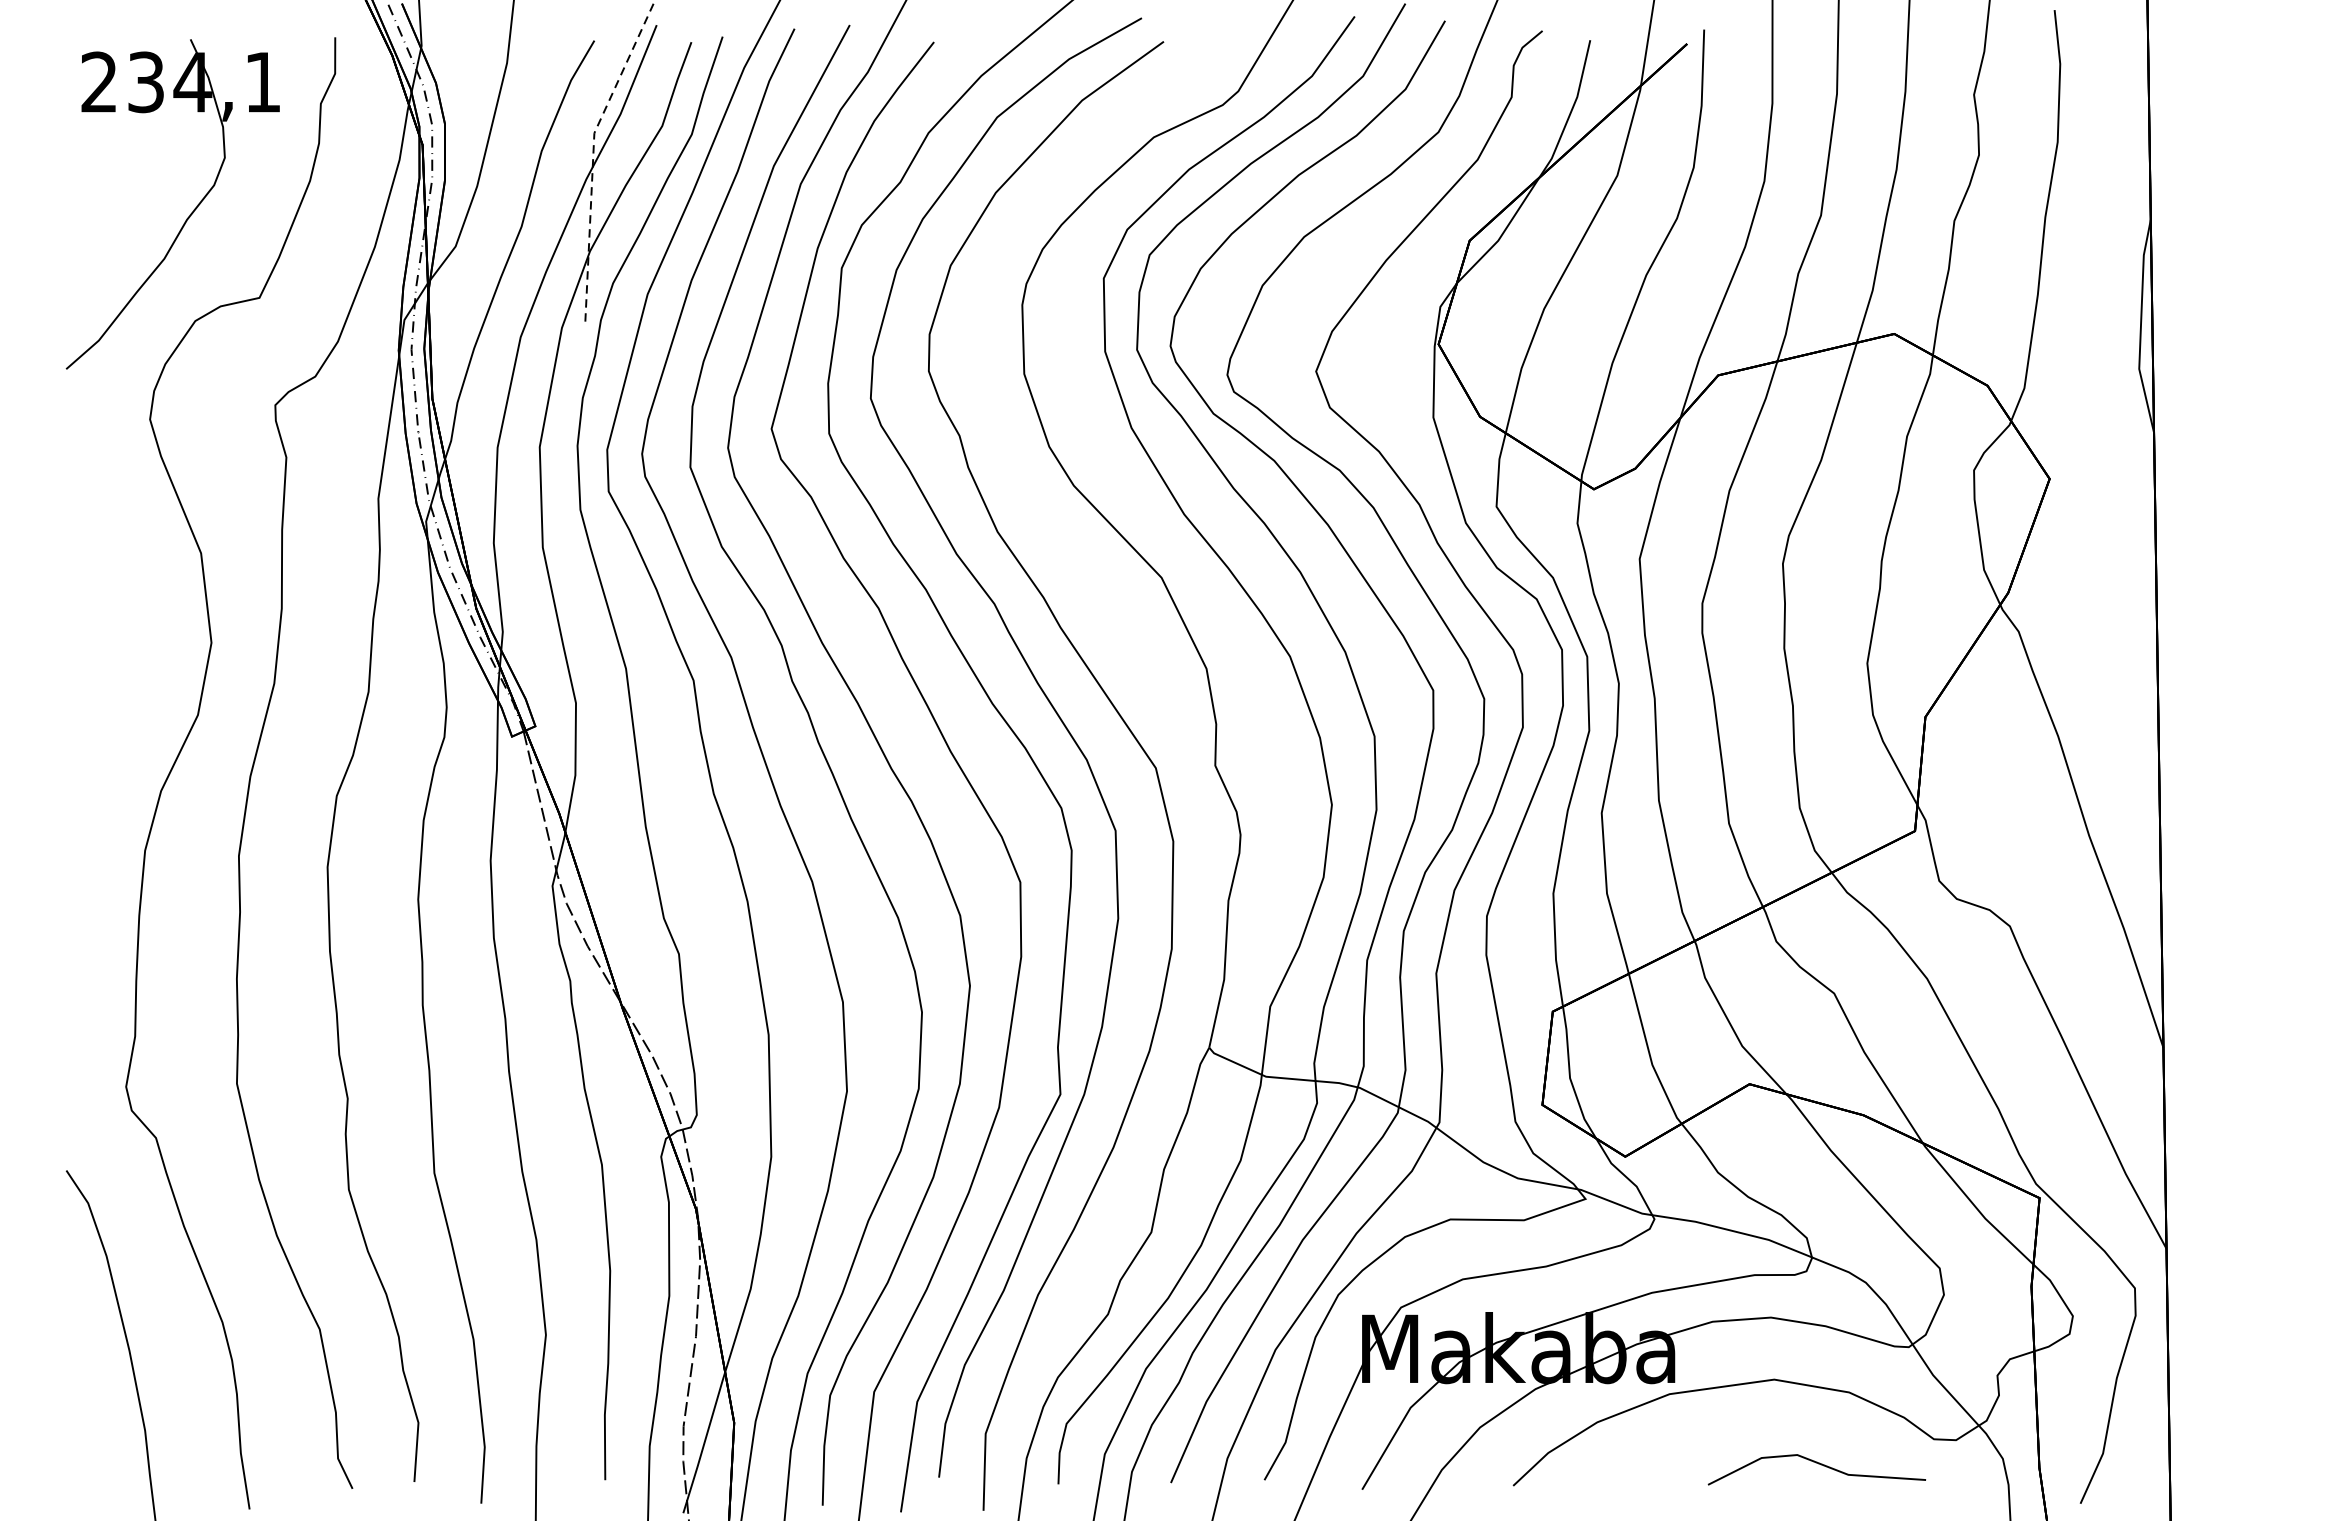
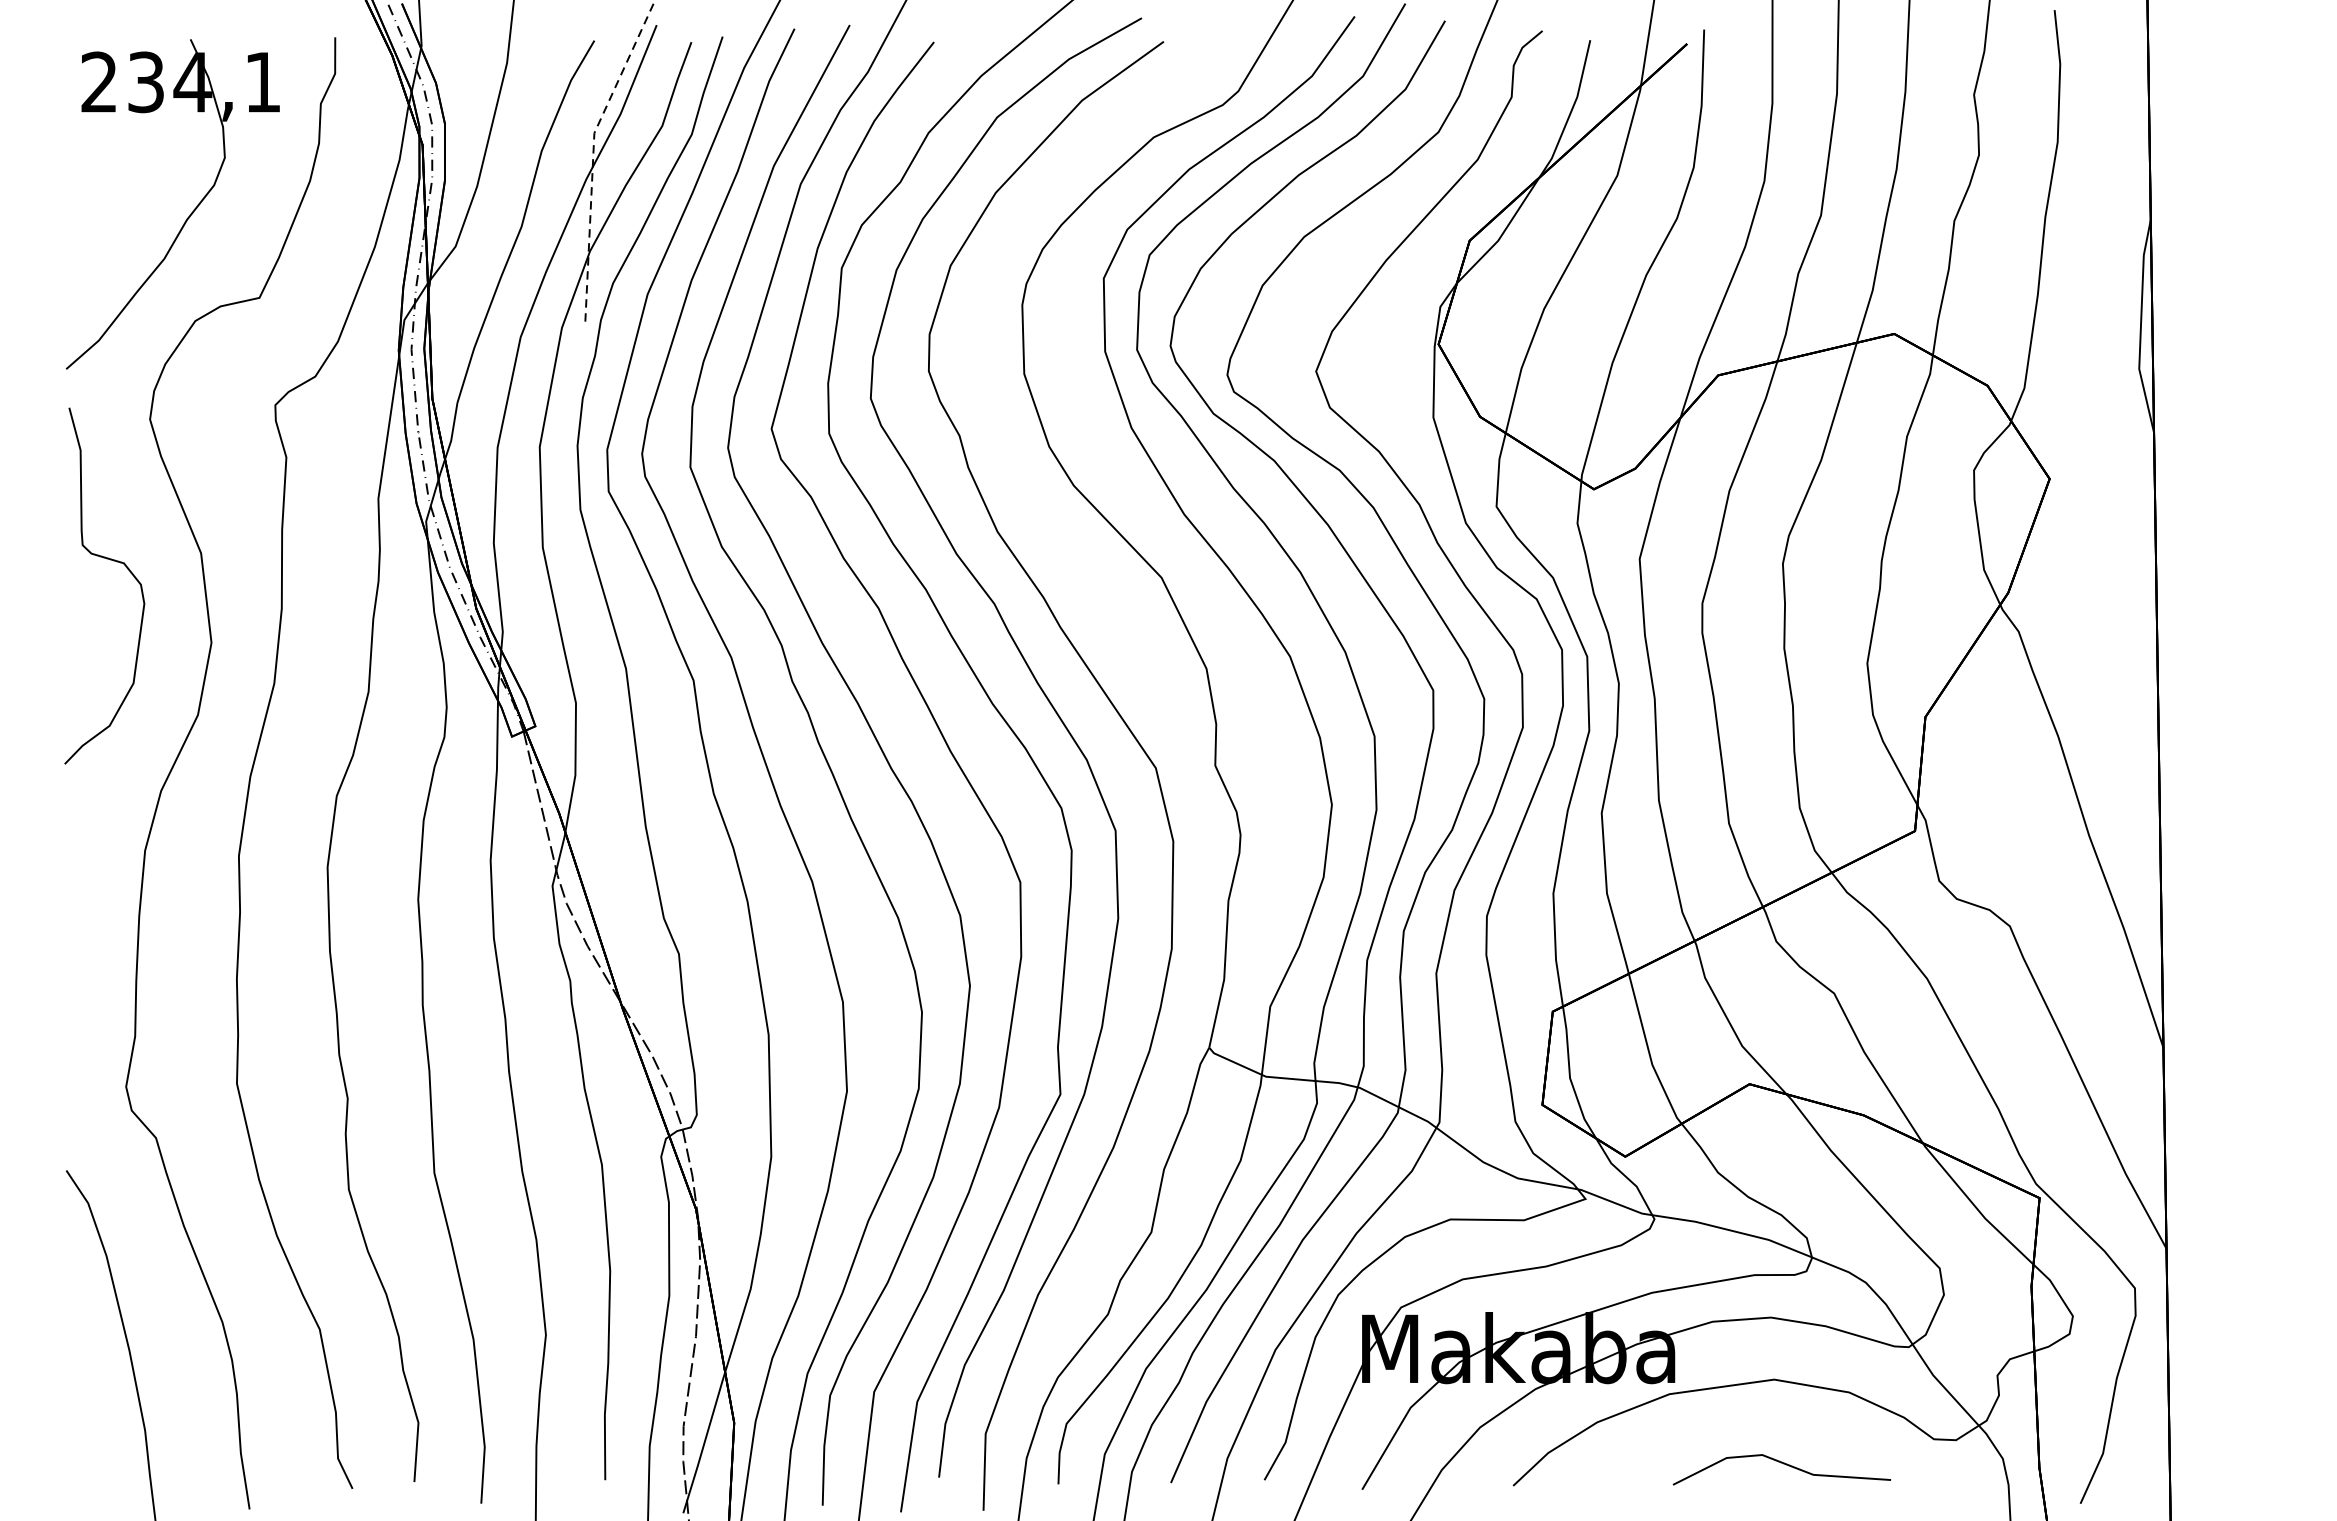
curve: none -> present (113, 561)
line position: (1818, 1464) -> (1783, 1464) (1783, 1464)
